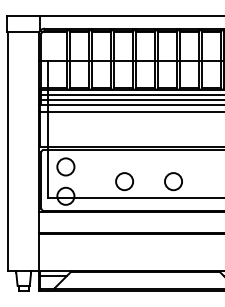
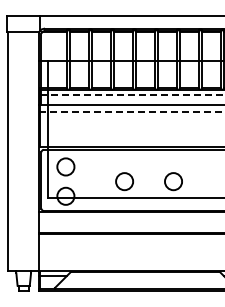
line: solid -> dashed (132, 94)
line: present -> none (130, 100)
line: solid -> dashed (131, 111)
